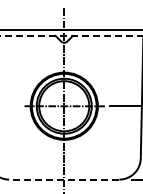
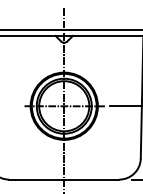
line: dashed -> solid (71, 35)
line: dashed -> solid (63, 179)
